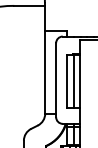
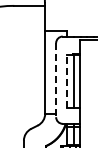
line: solid -> dashed (56, 80)
line: solid -> dashed (67, 81)
